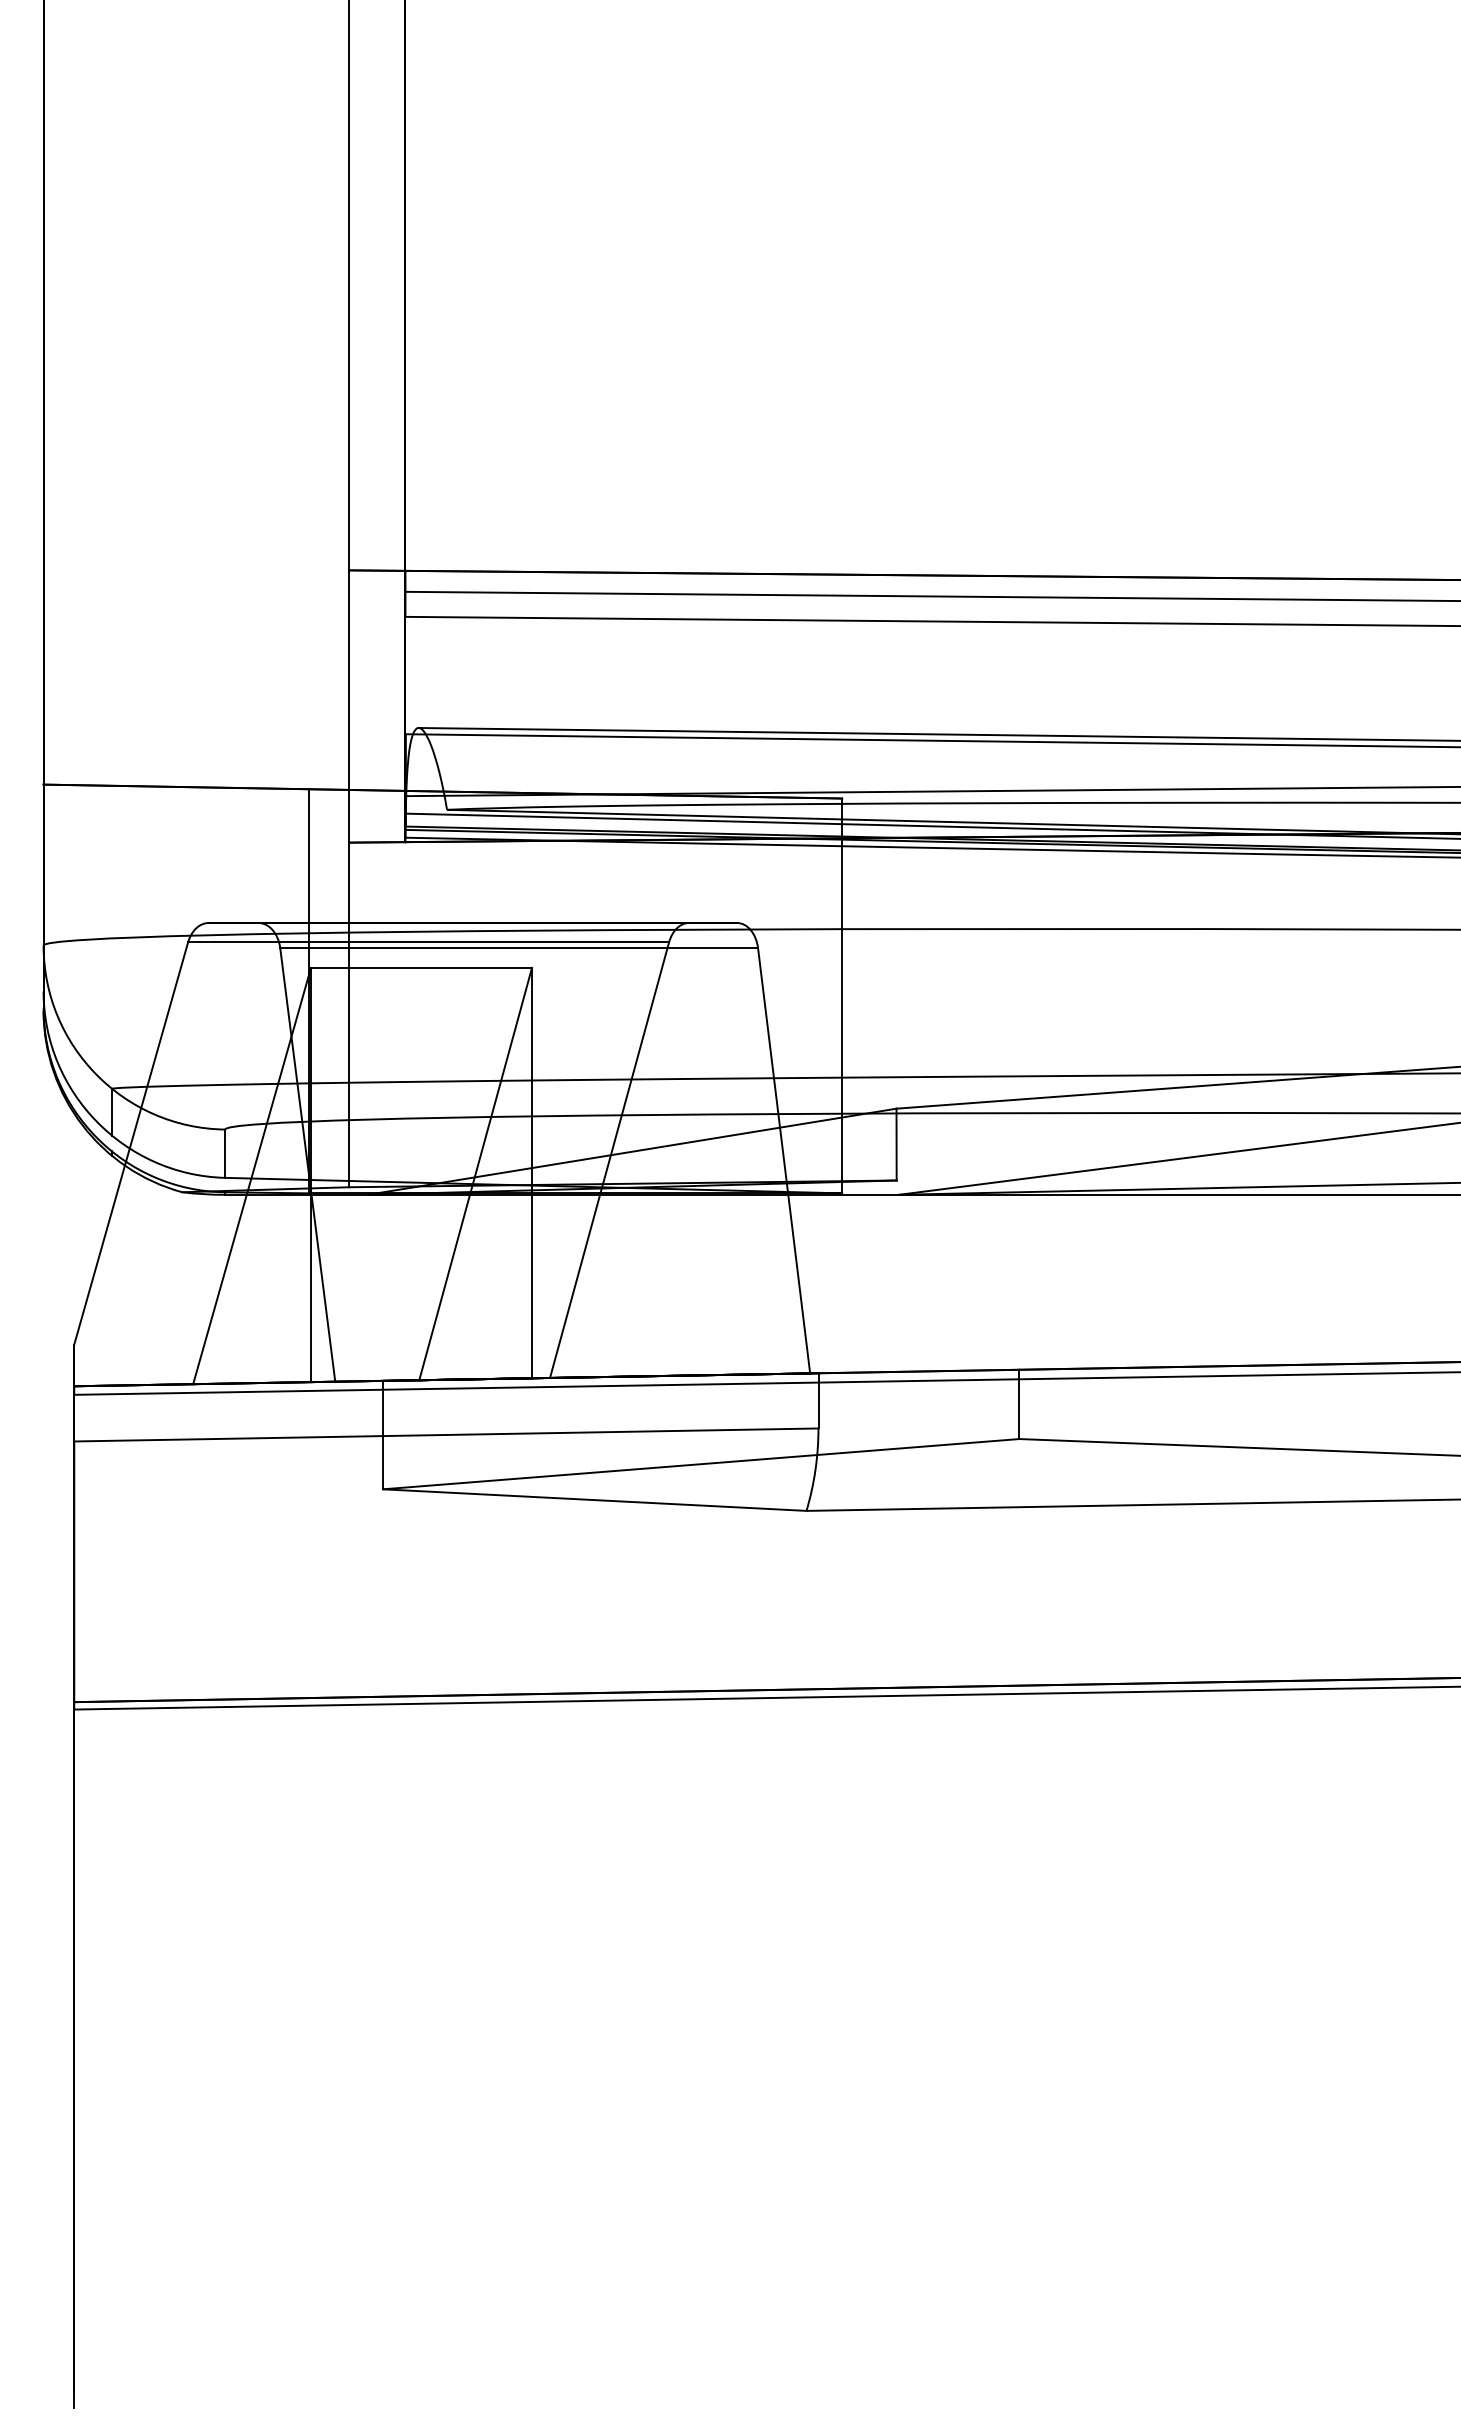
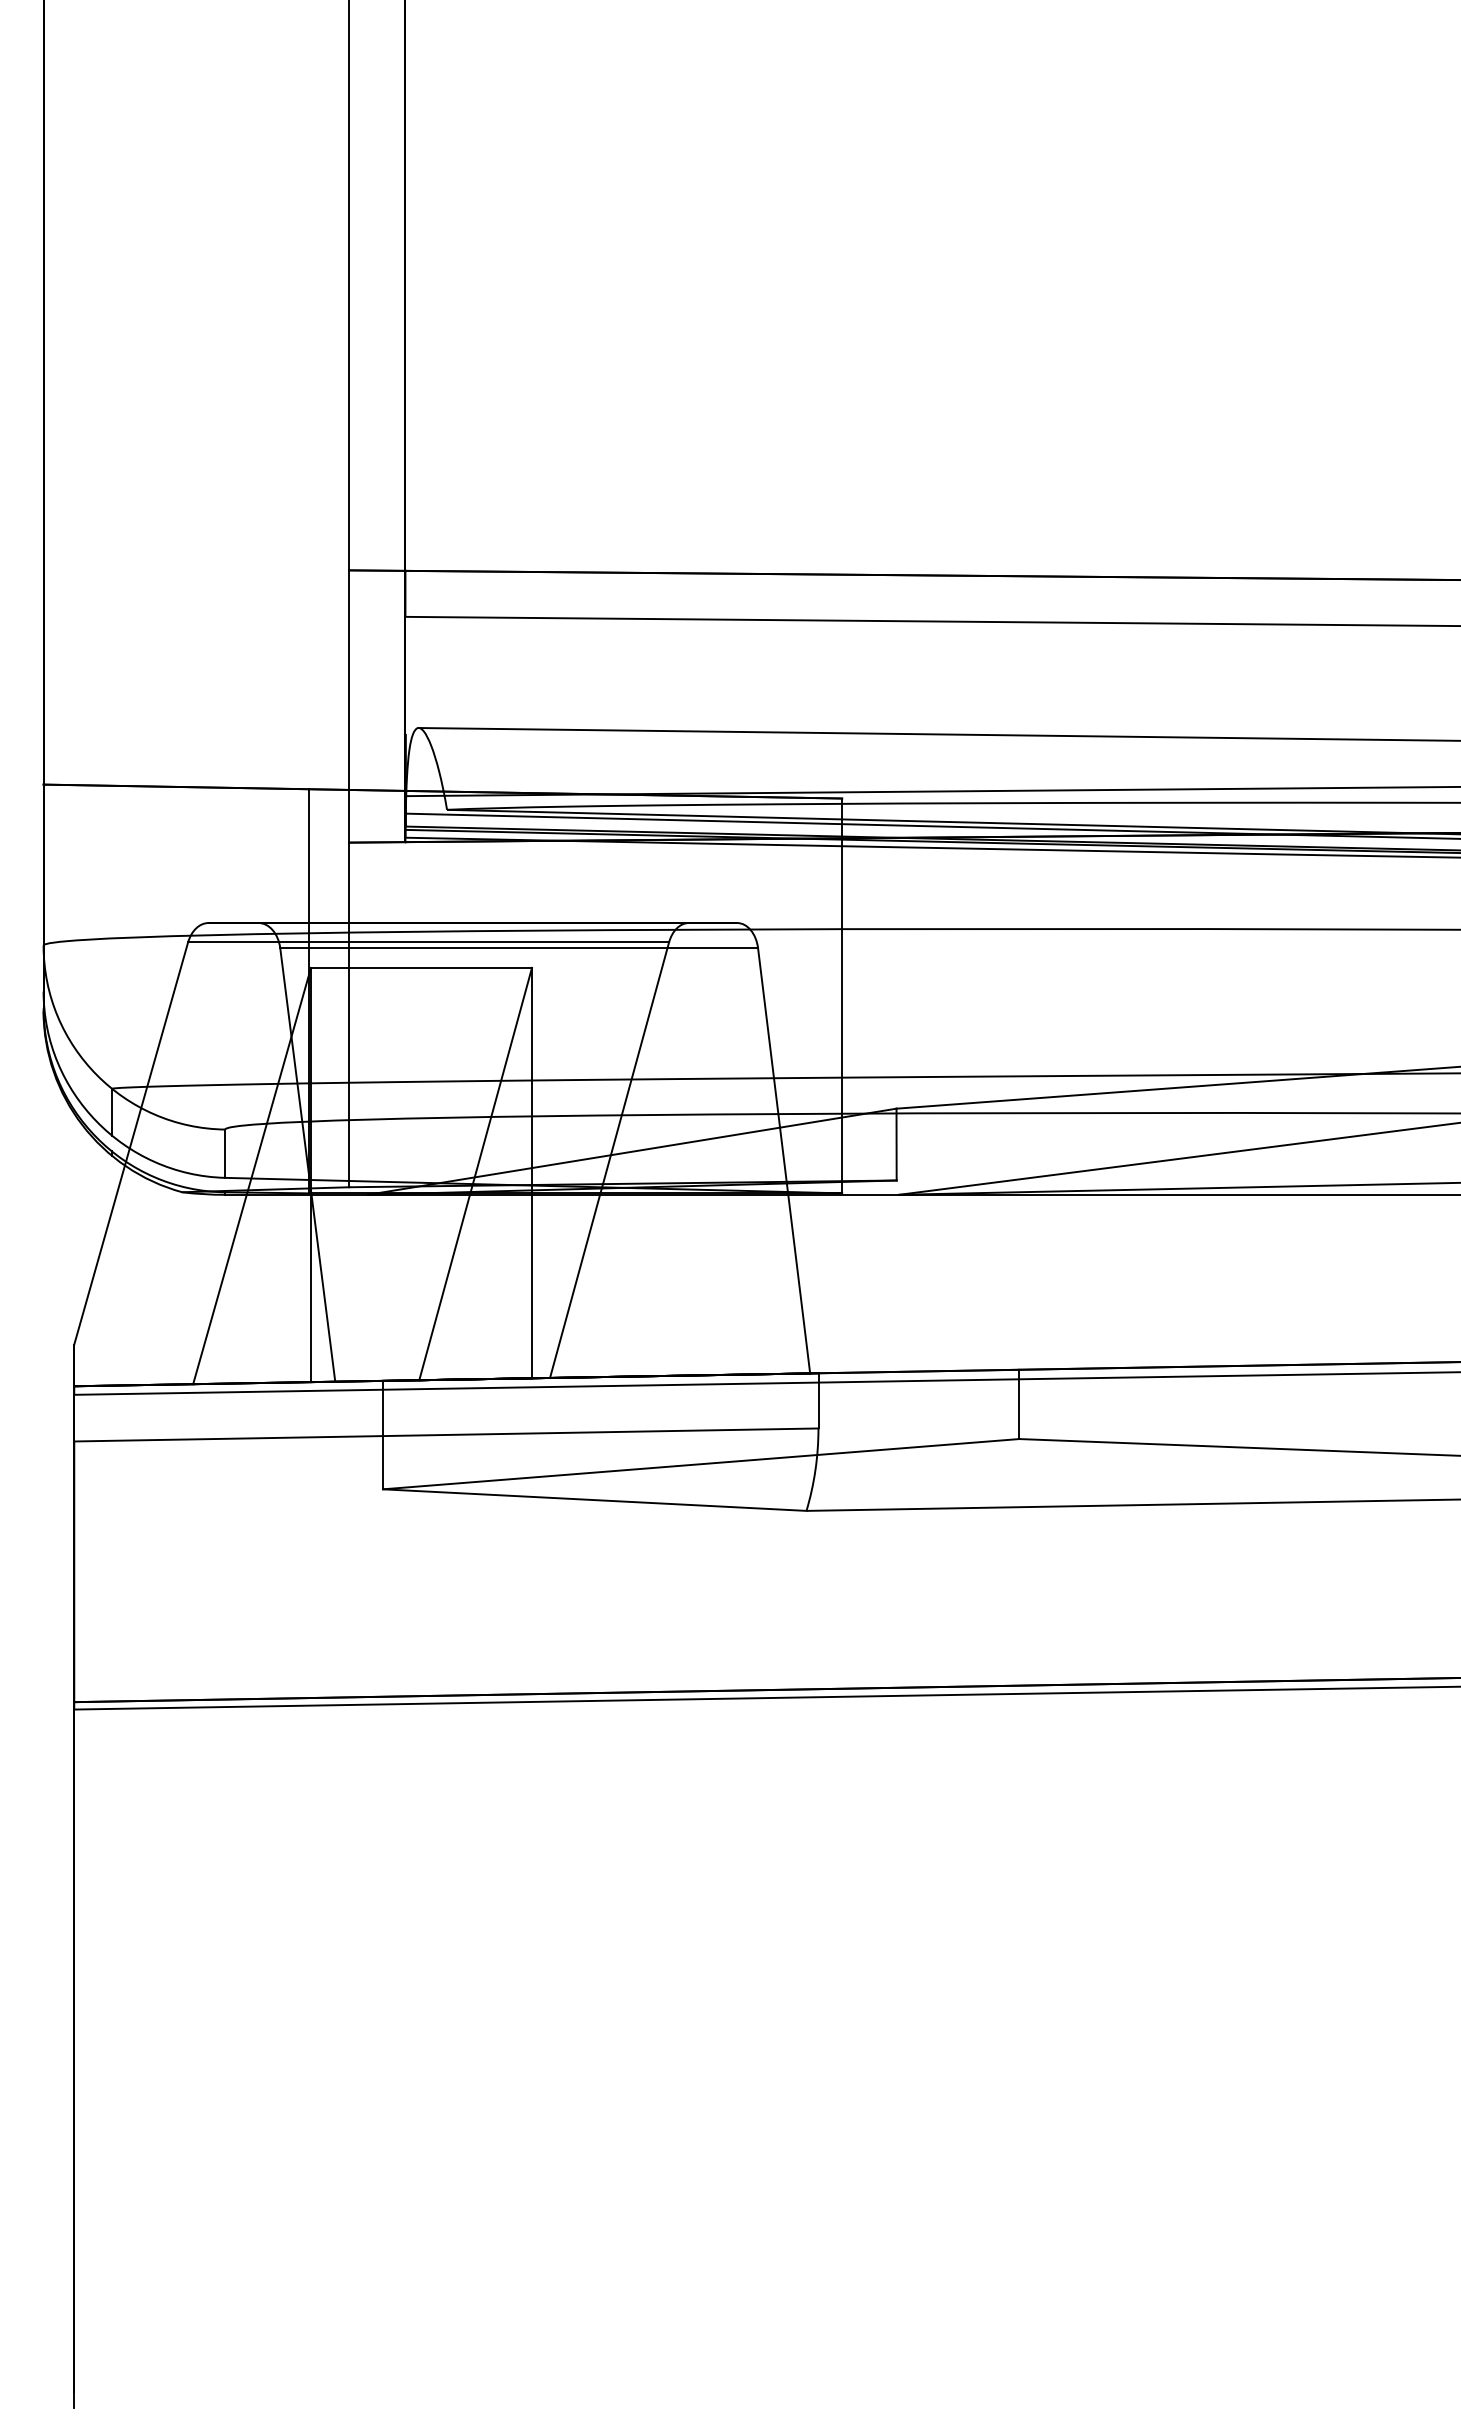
line: present -> none (931, 596)
line: present -> none (931, 740)
